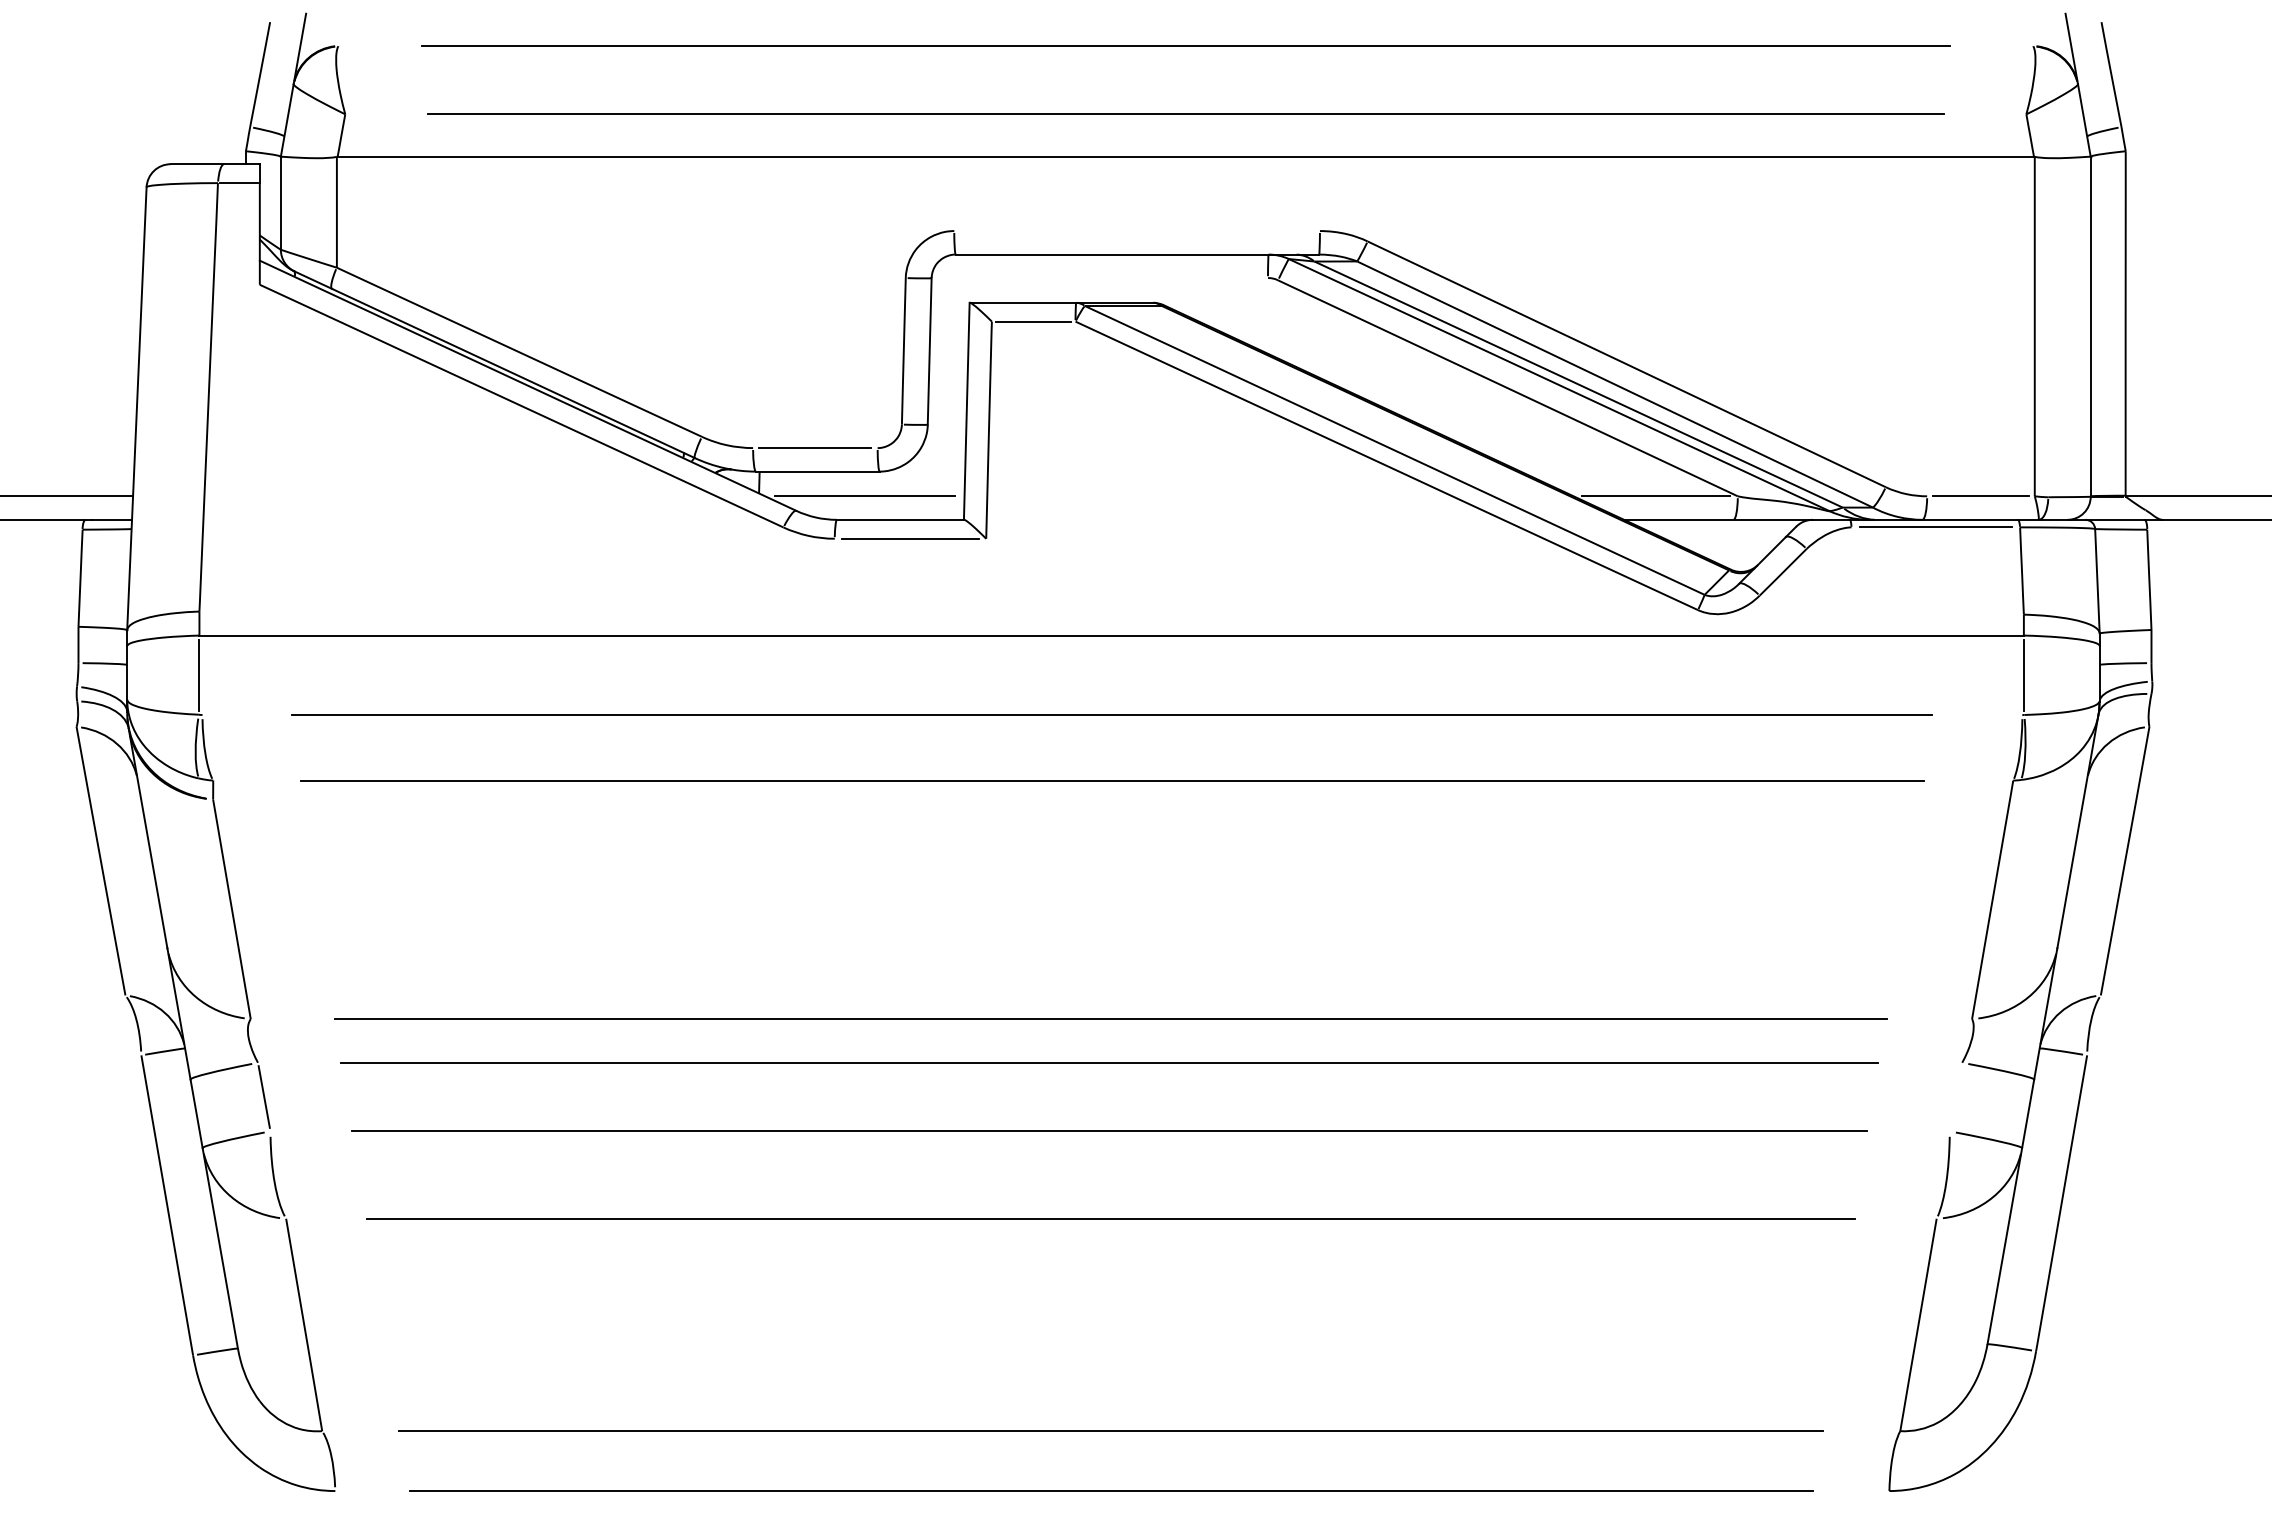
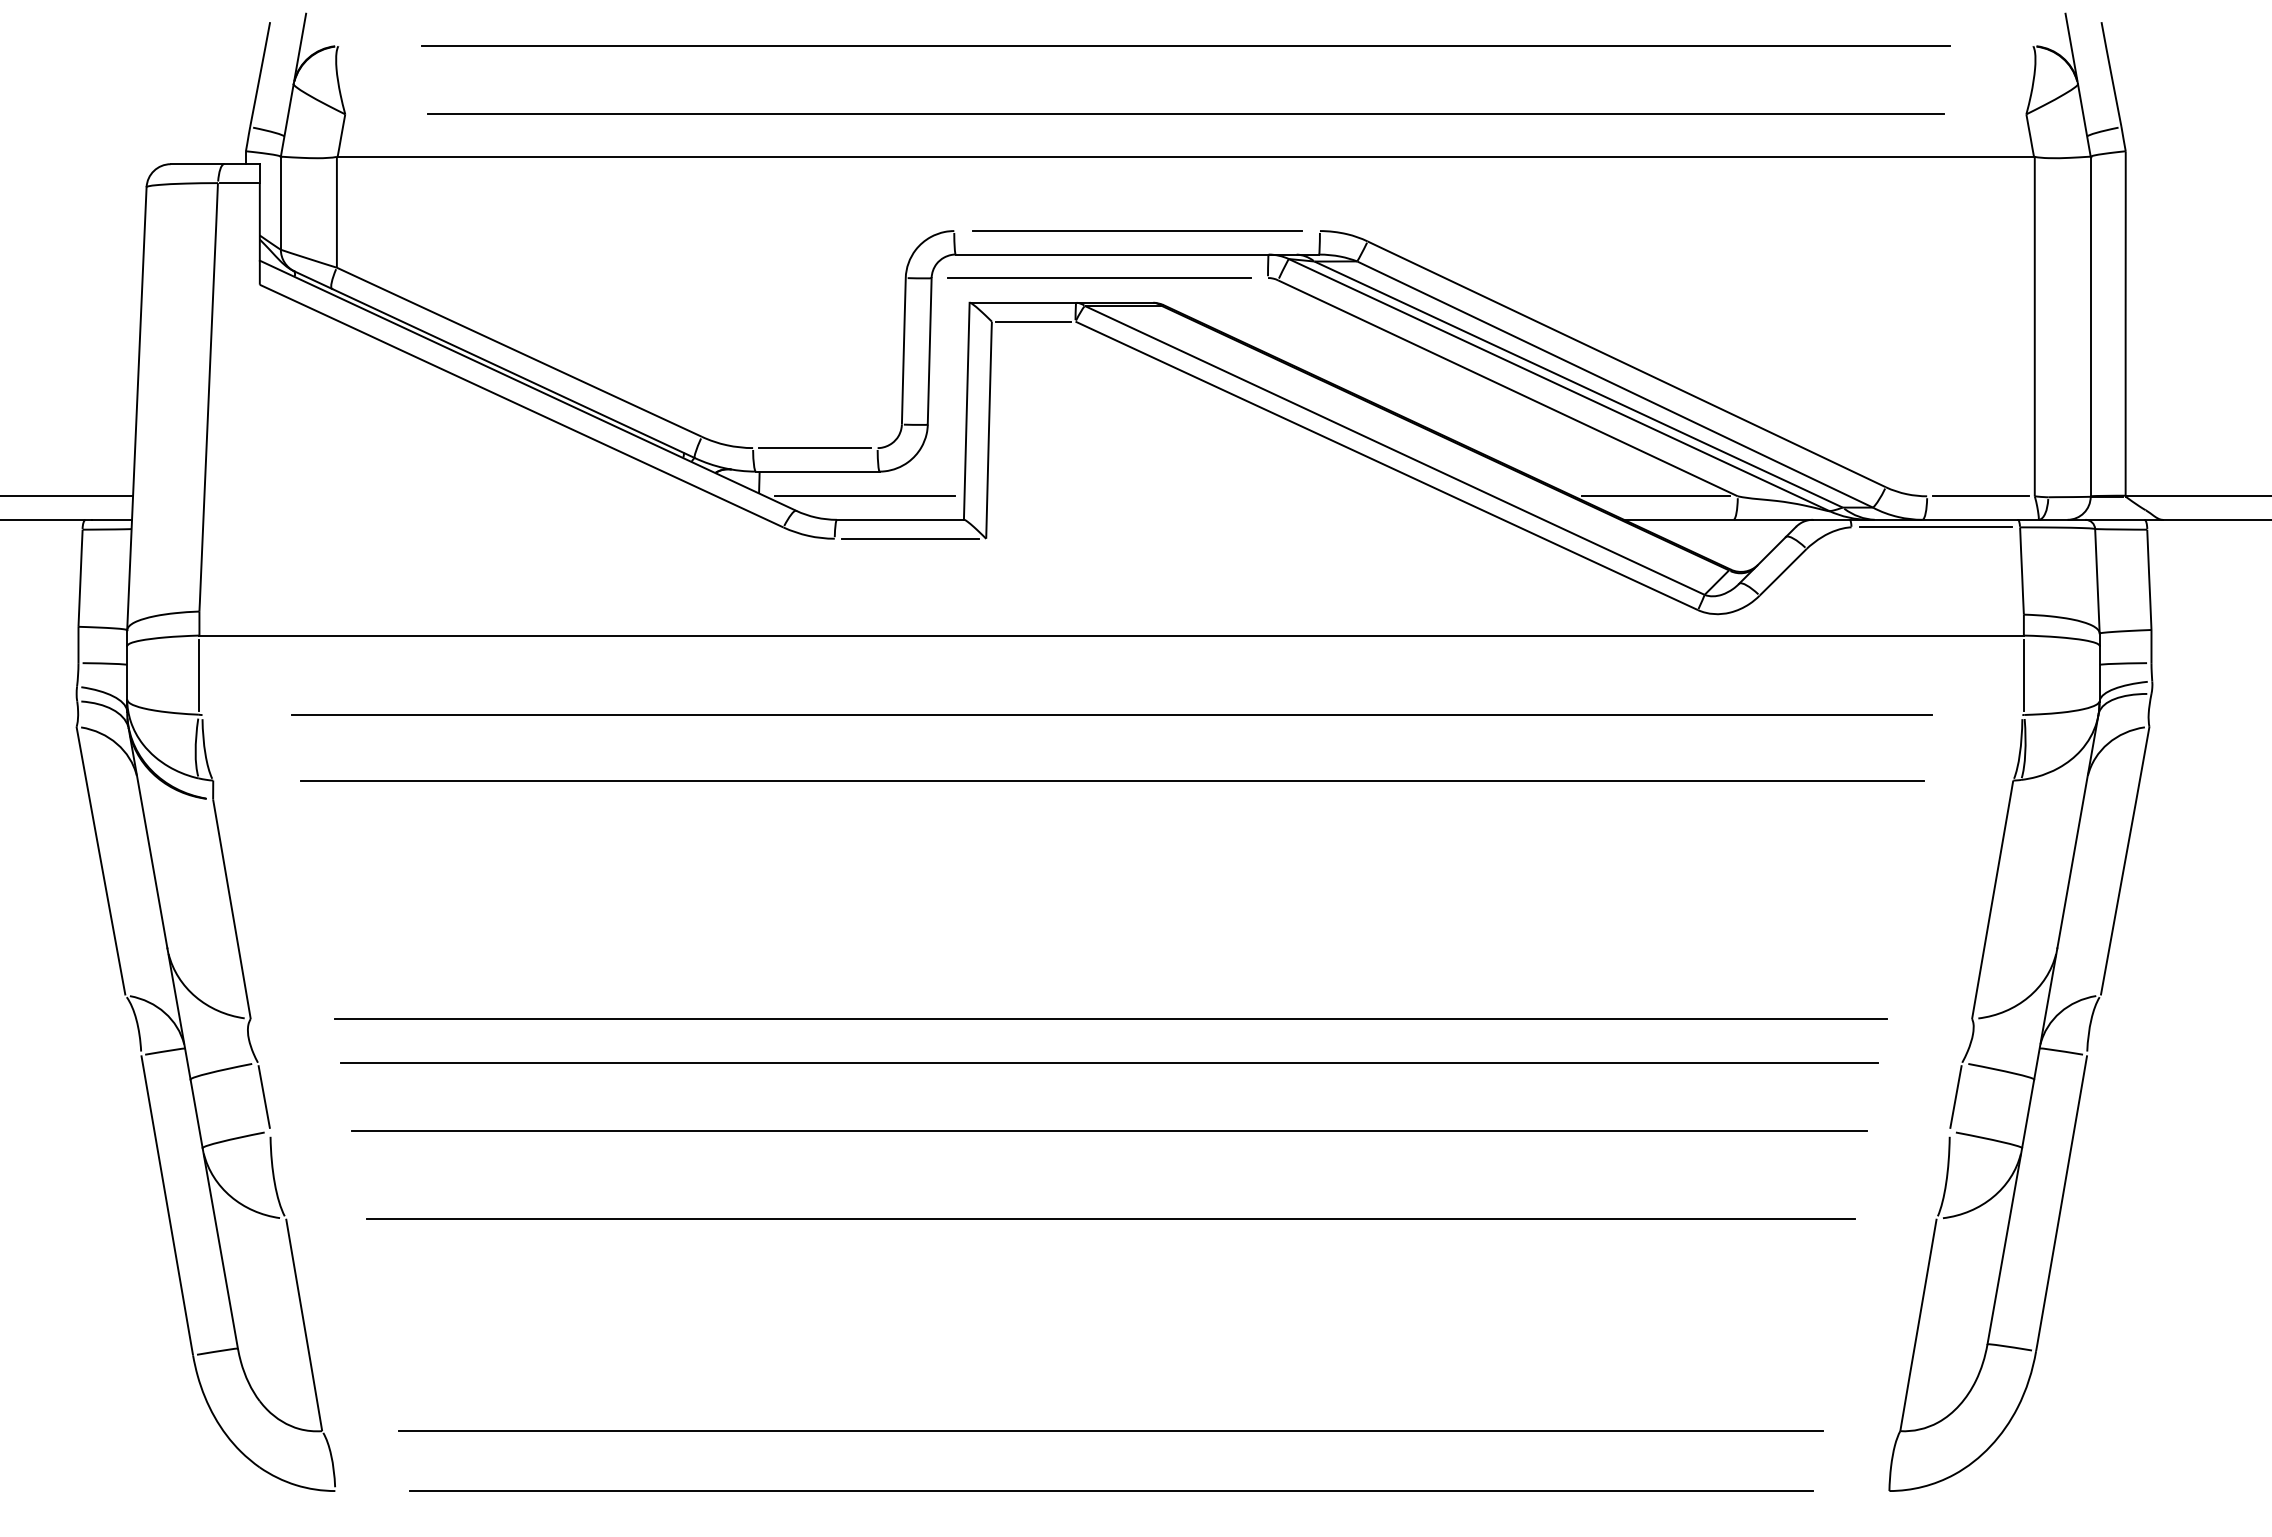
line: none -> present (1137, 230)
line: none -> present (1099, 277)
line: none -> present (1955, 1096)
